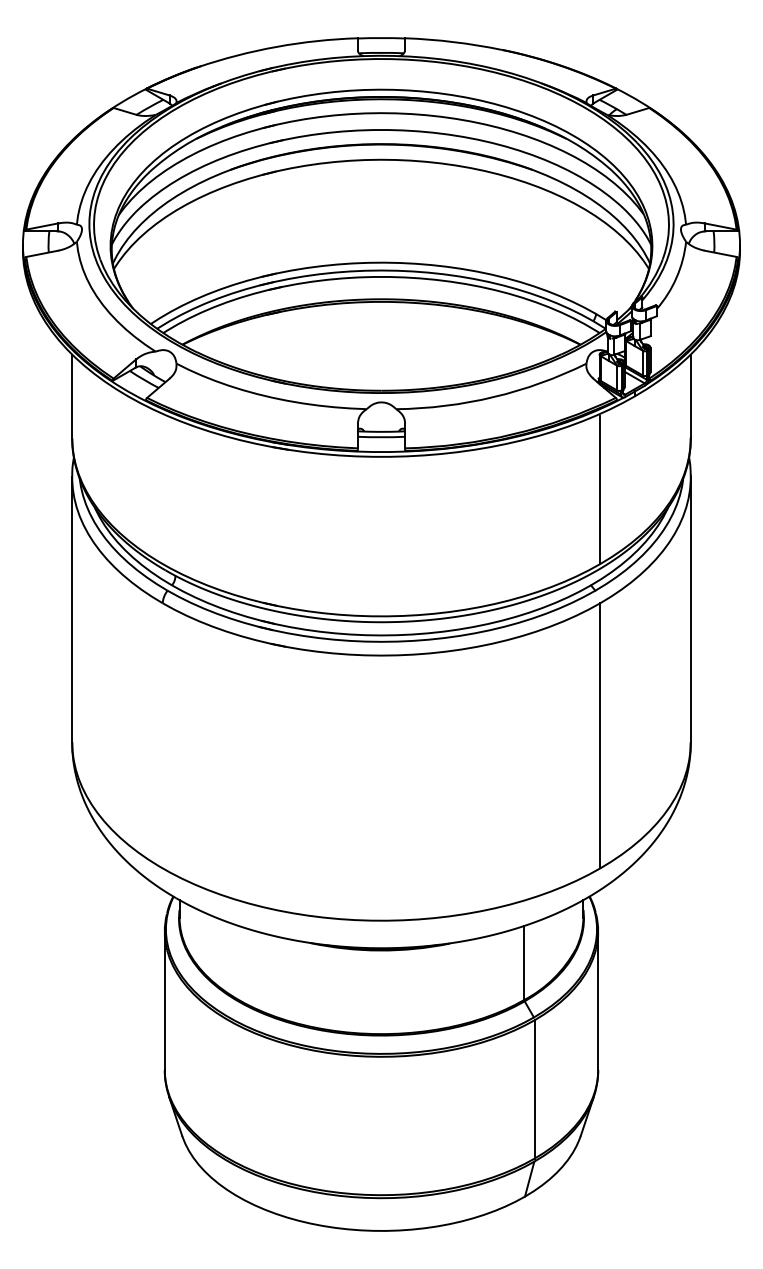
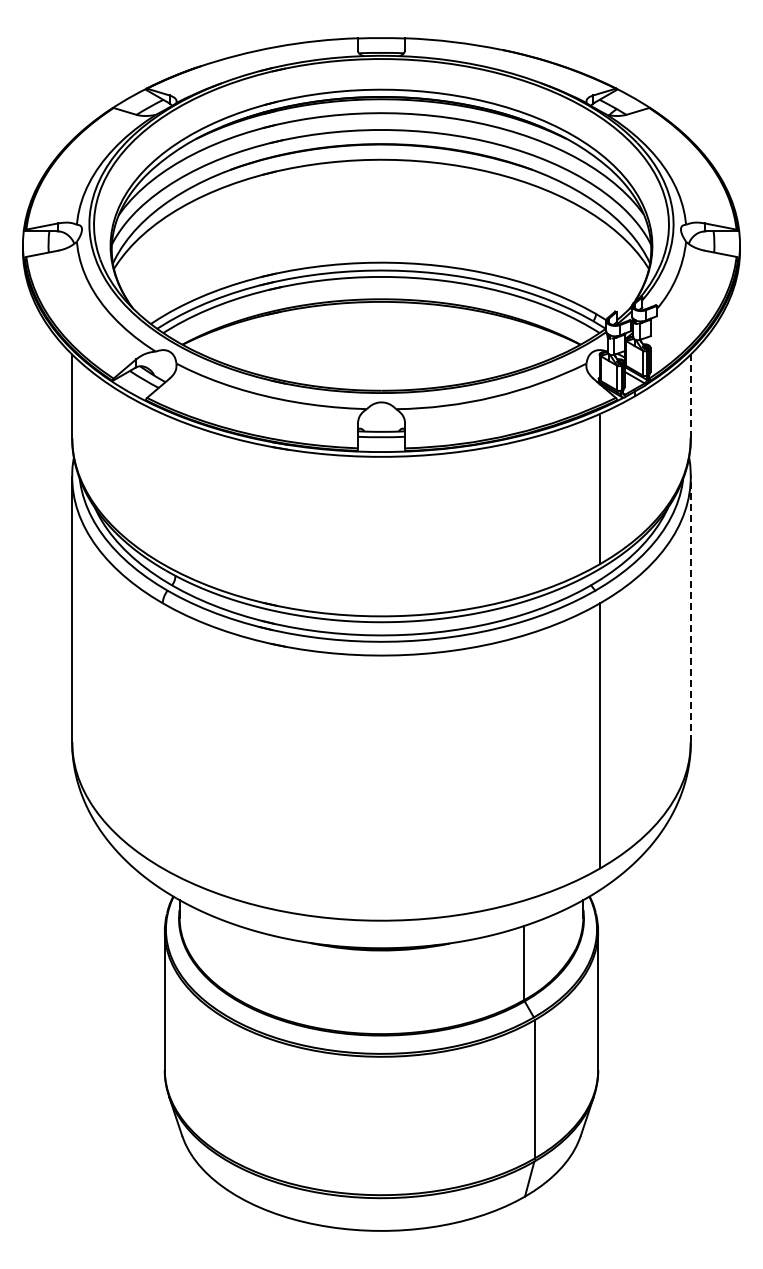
line: solid -> dashed (690, 396)
line: solid -> dashed (690, 609)
